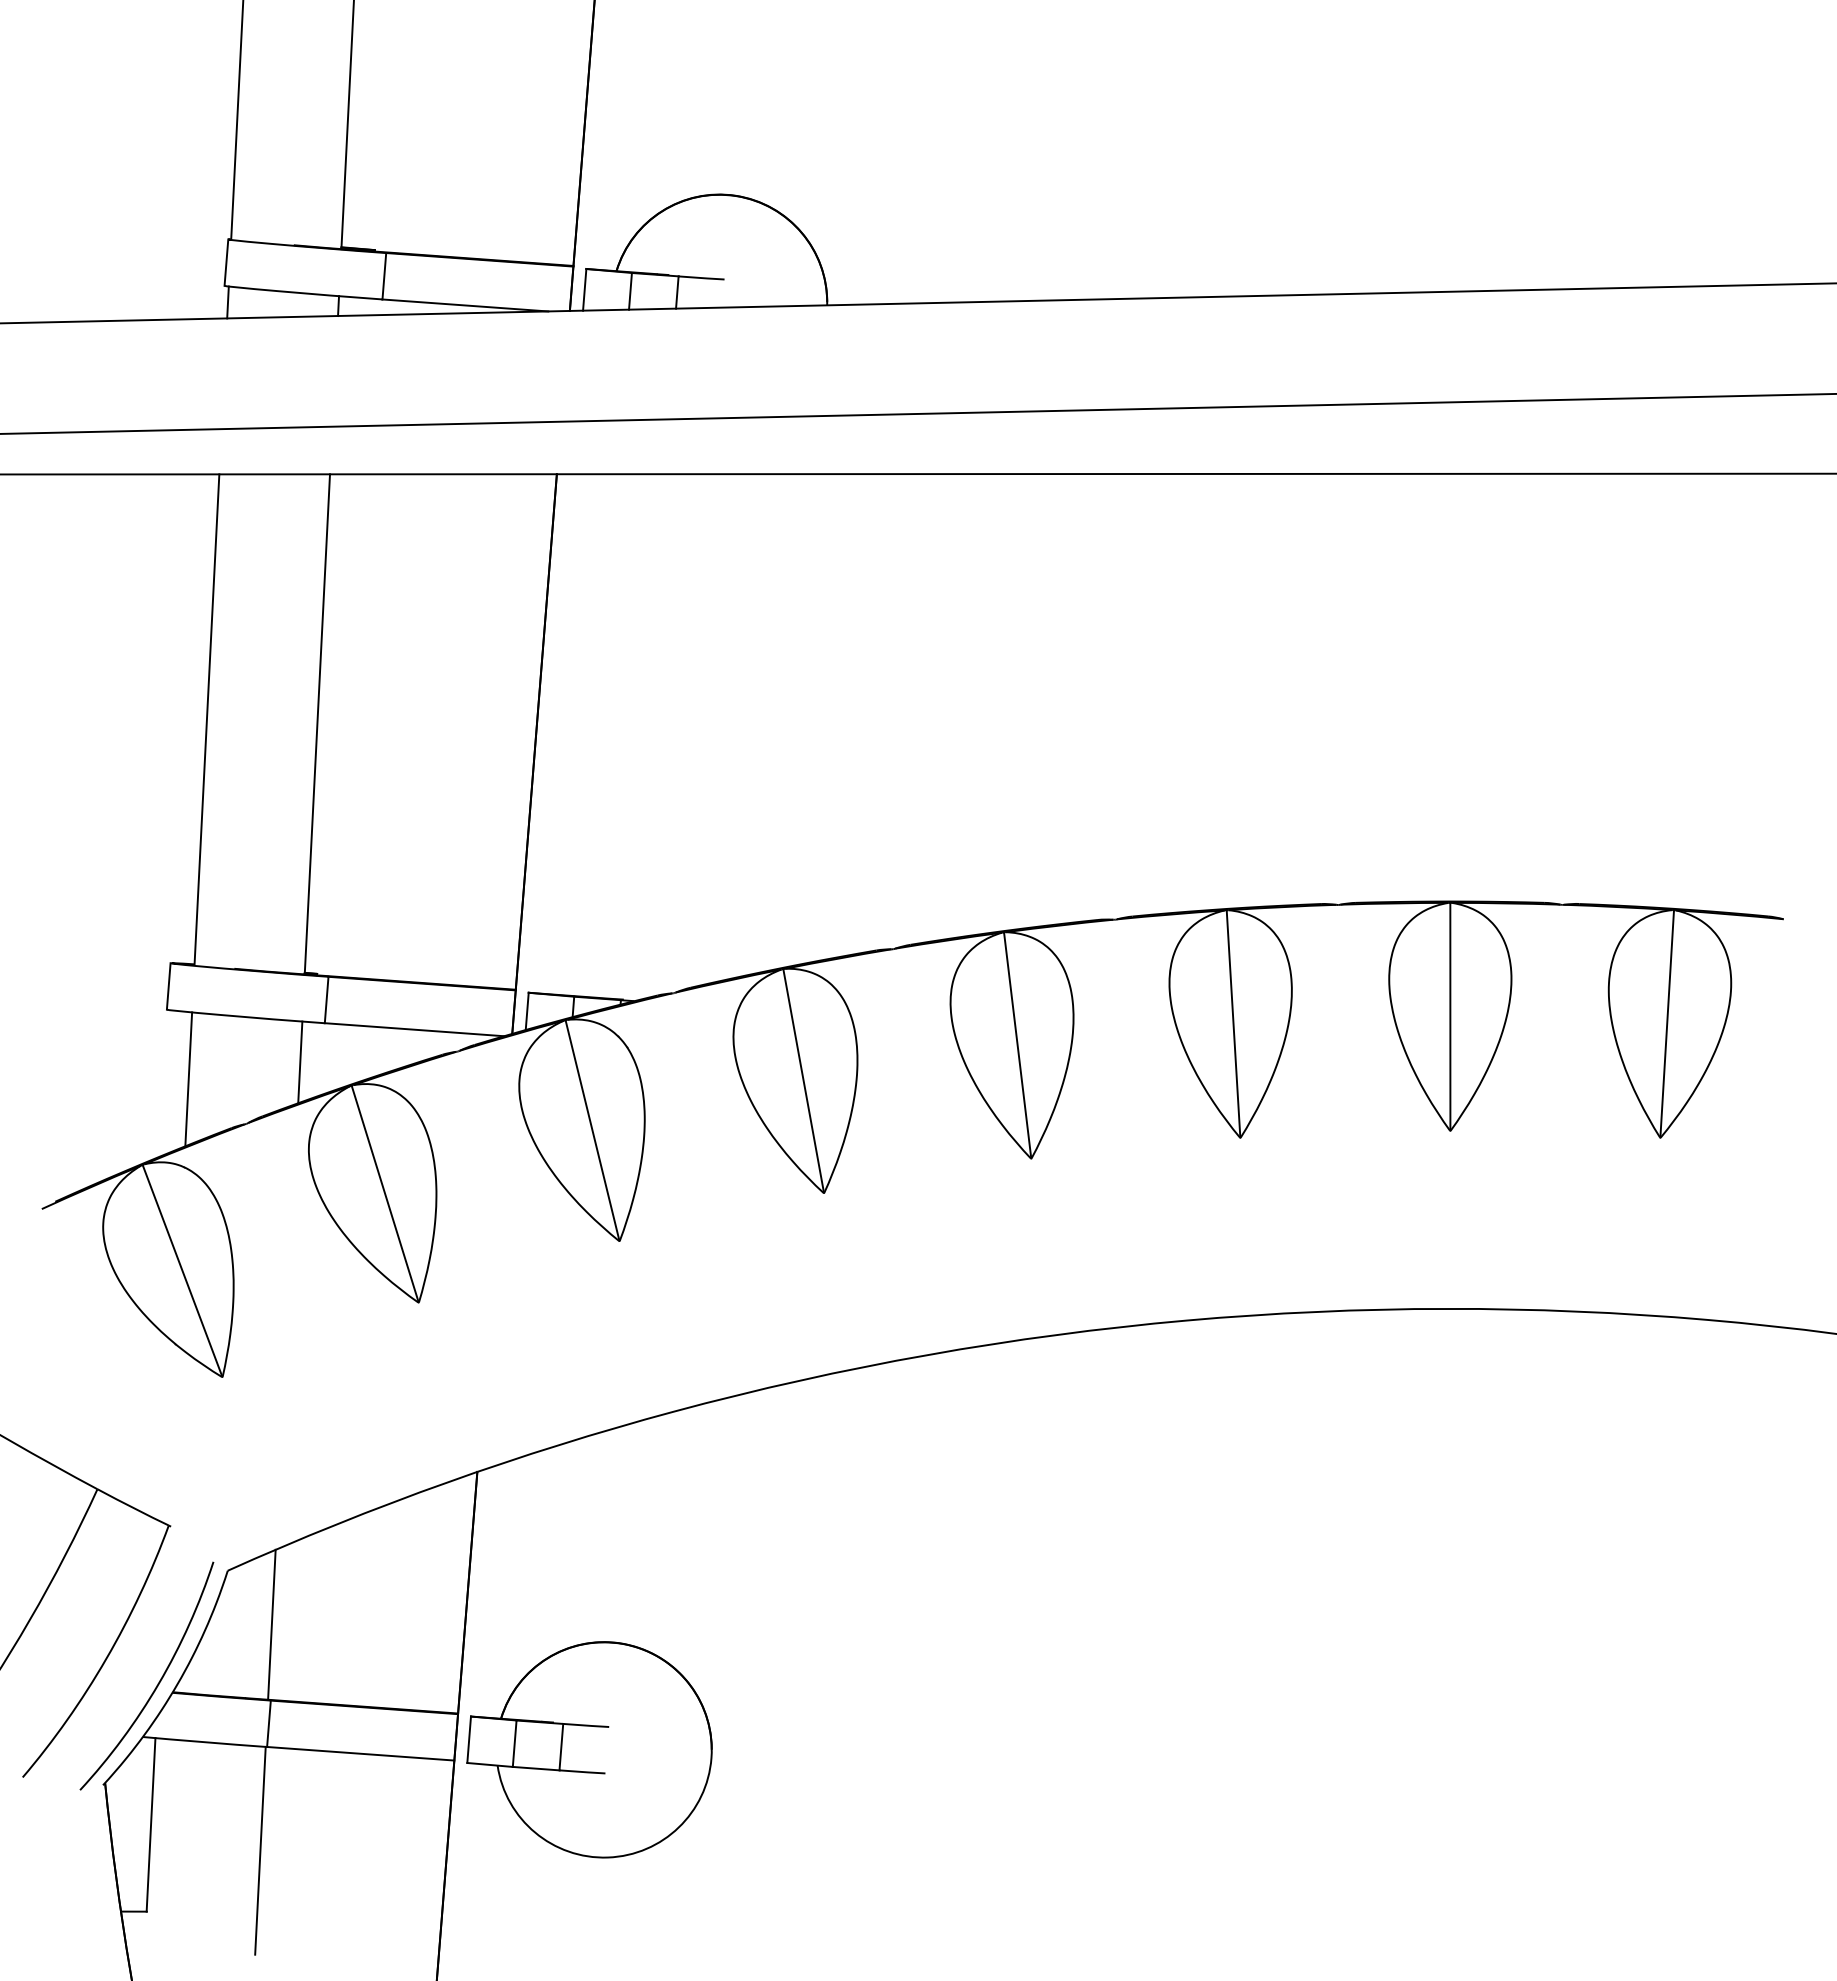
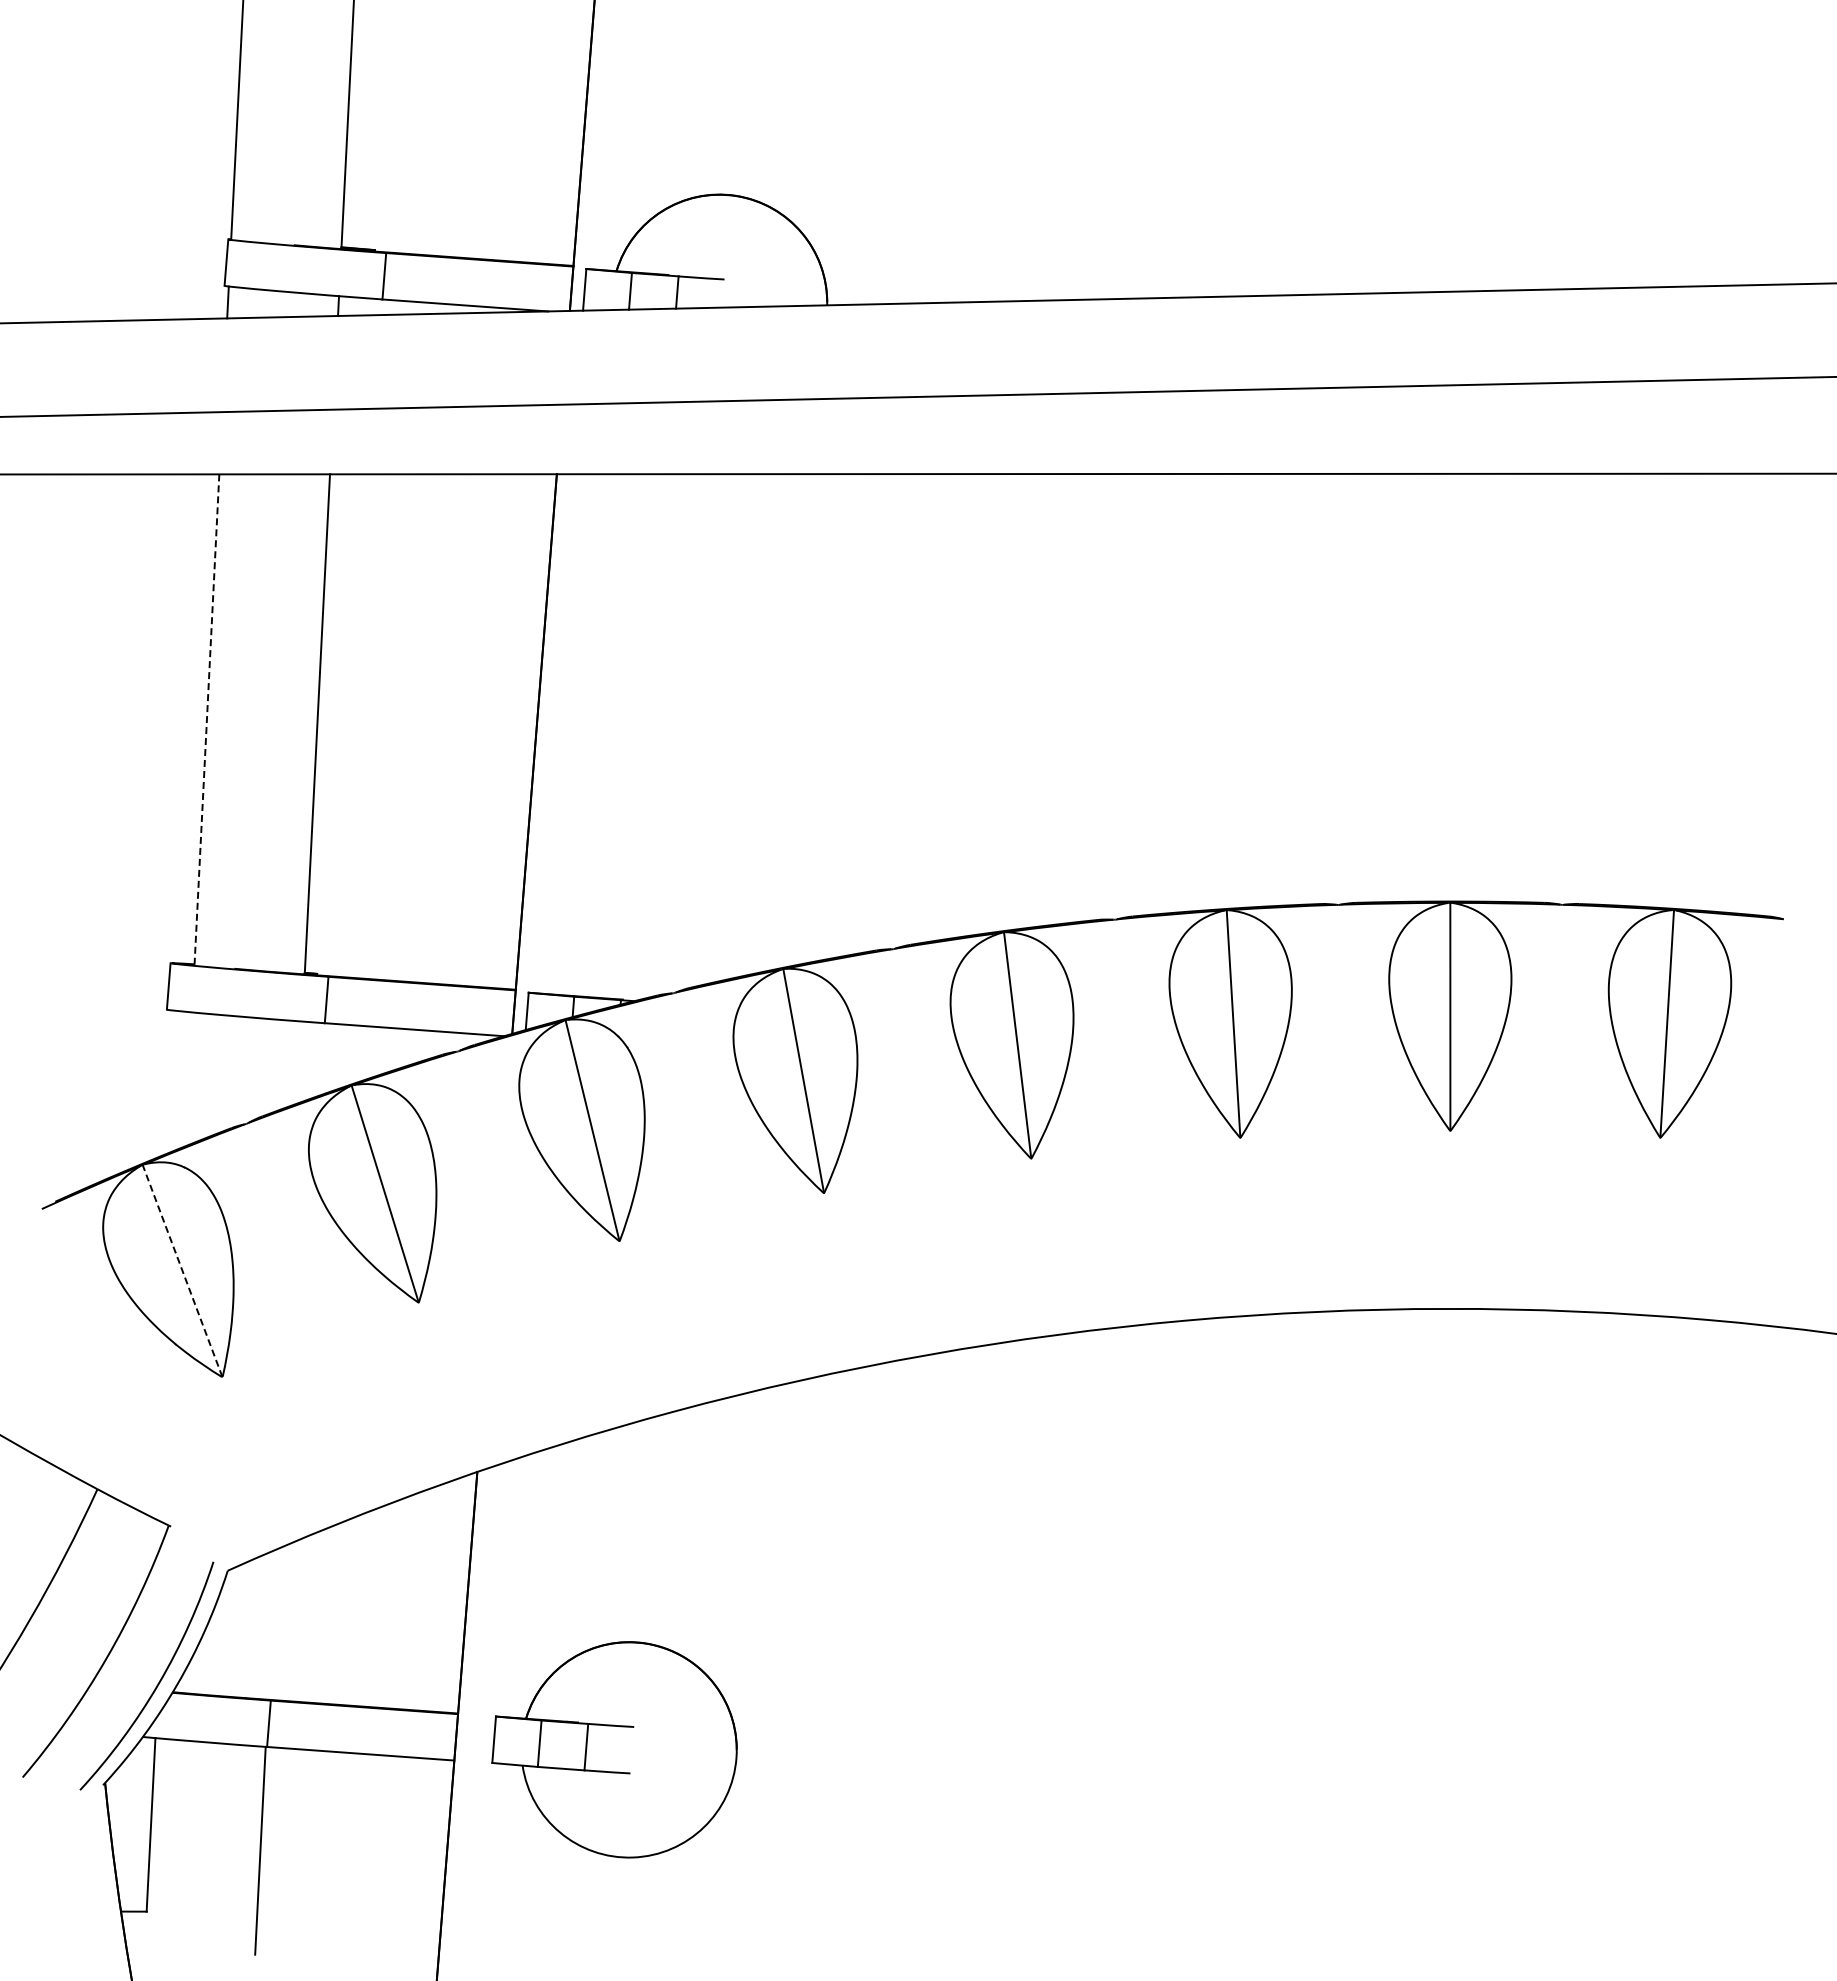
line position: (917, 413) -> (917, 396) (917, 396)
line: solid -> dashed (206, 719)
line: present -> none (300, 1062)
line: present -> none (188, 1079)
line: solid -> dashed (182, 1270)
line: present -> none (271, 1624)
part position: (589, 1749) -> (614, 1749) (614, 1749)
